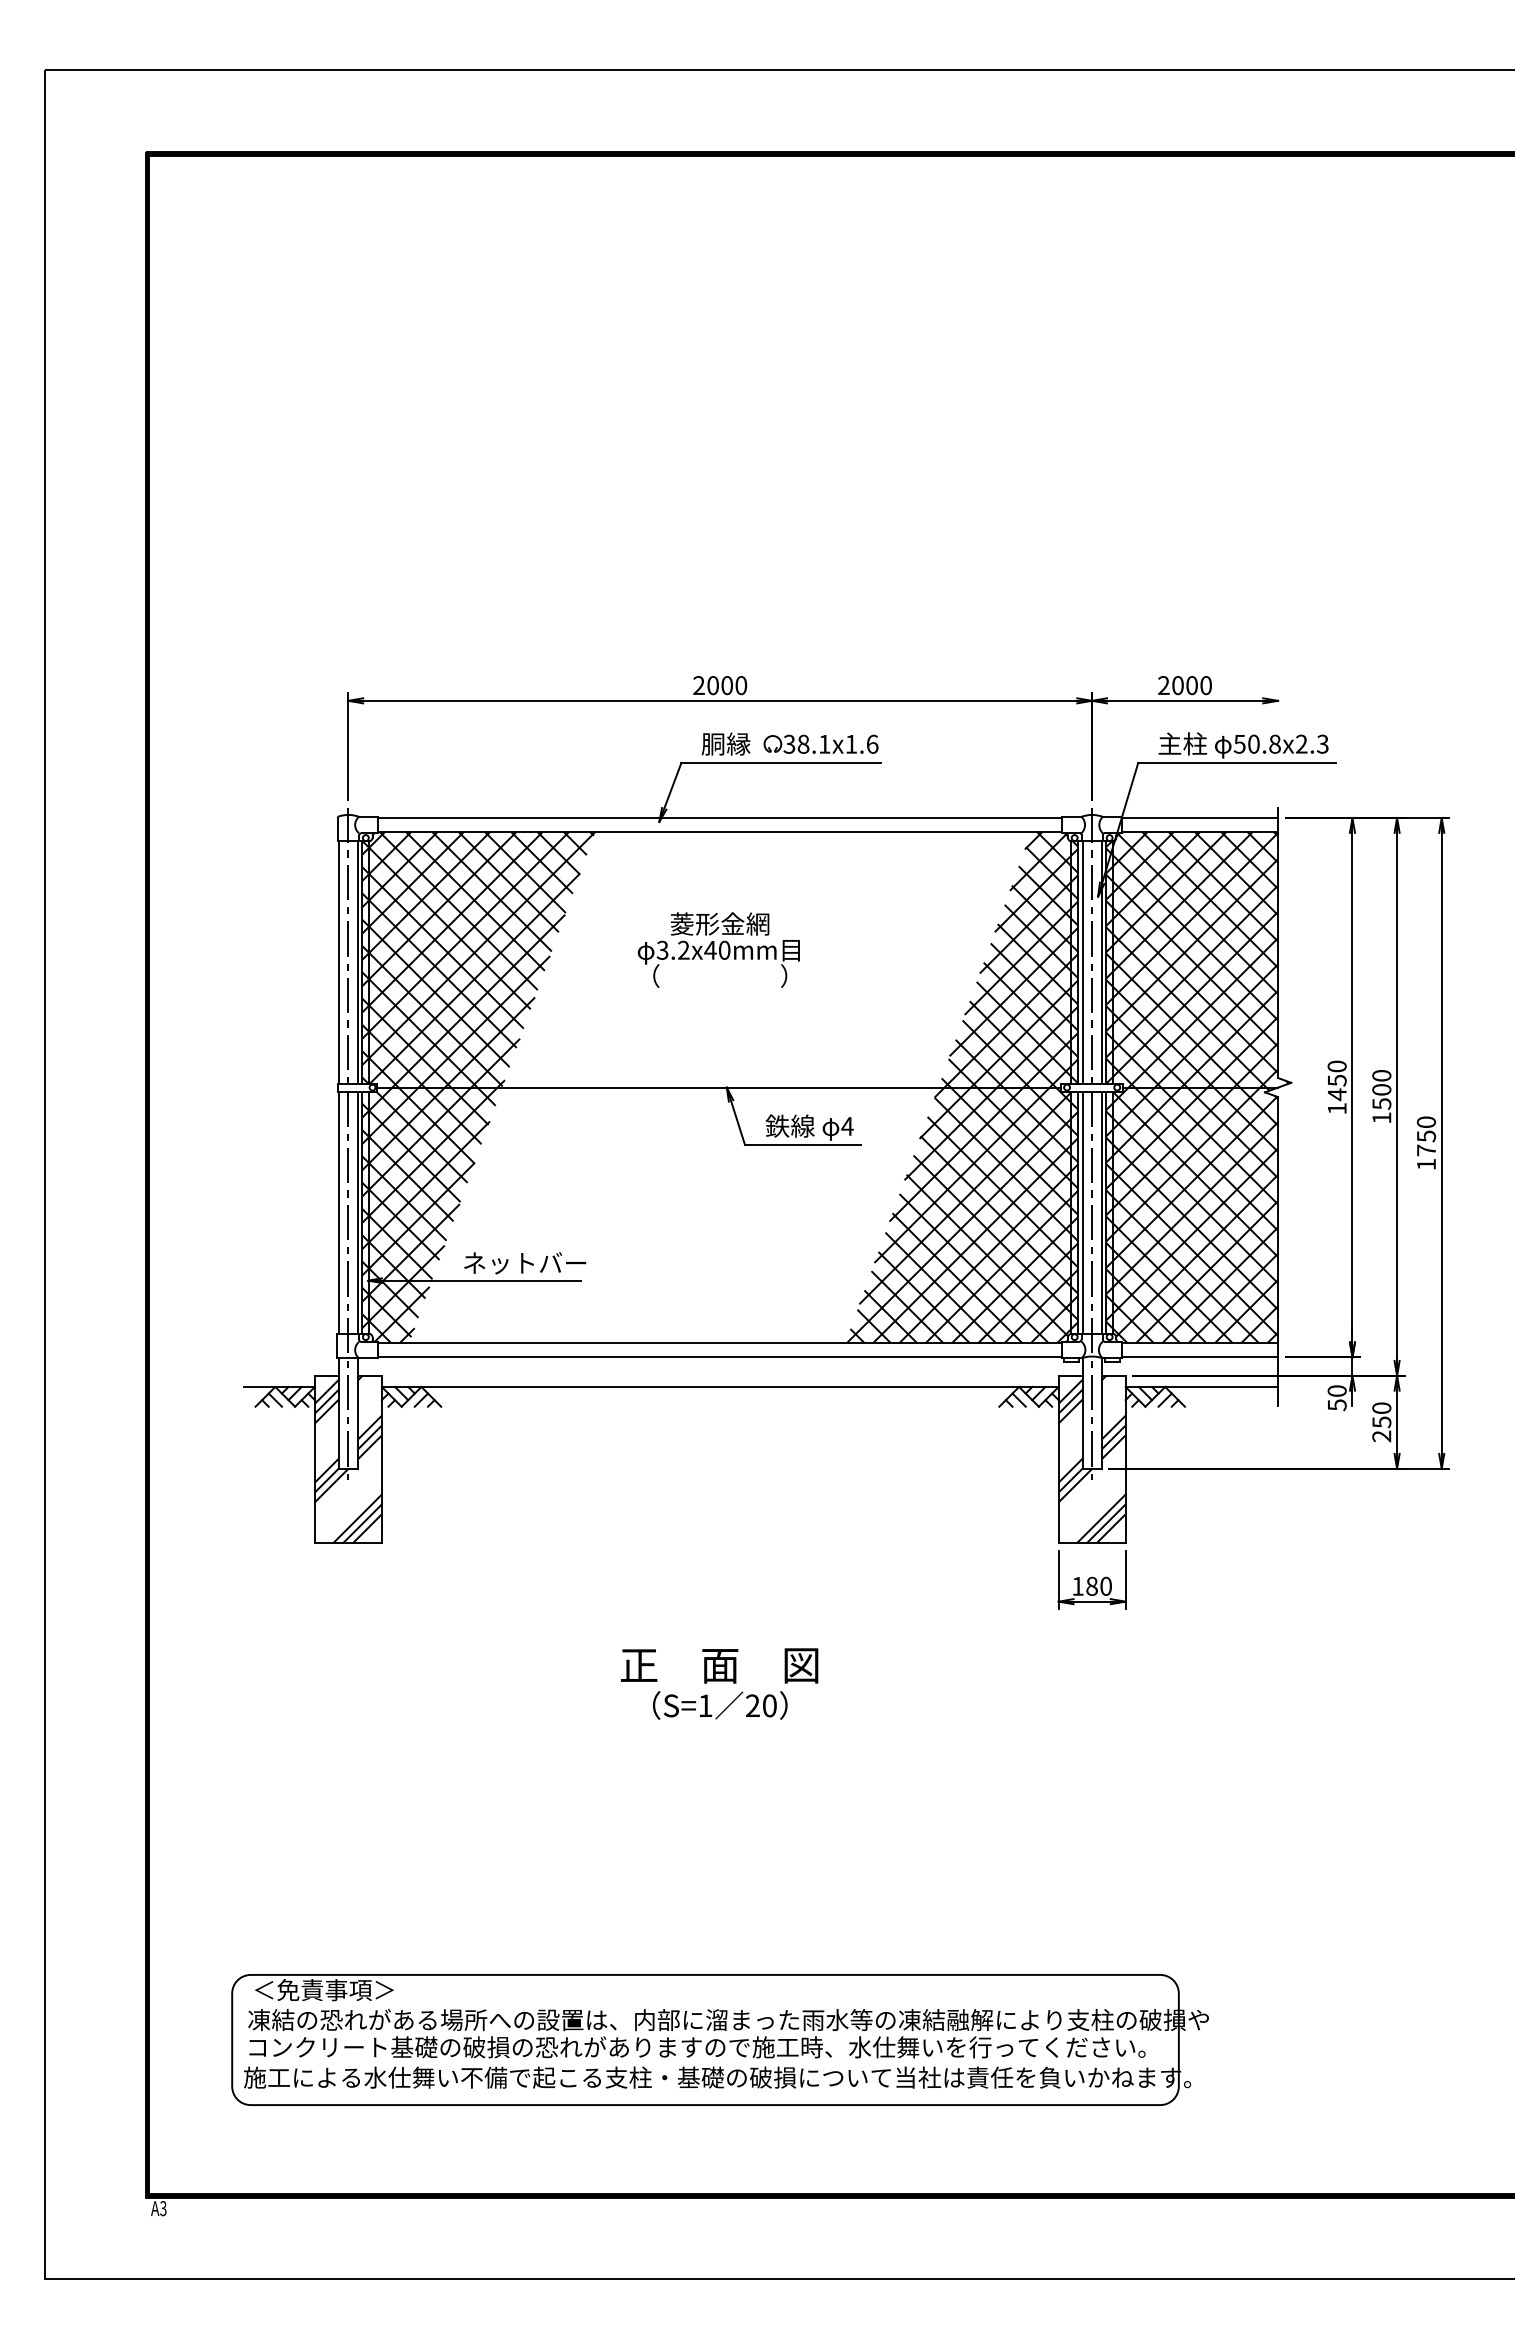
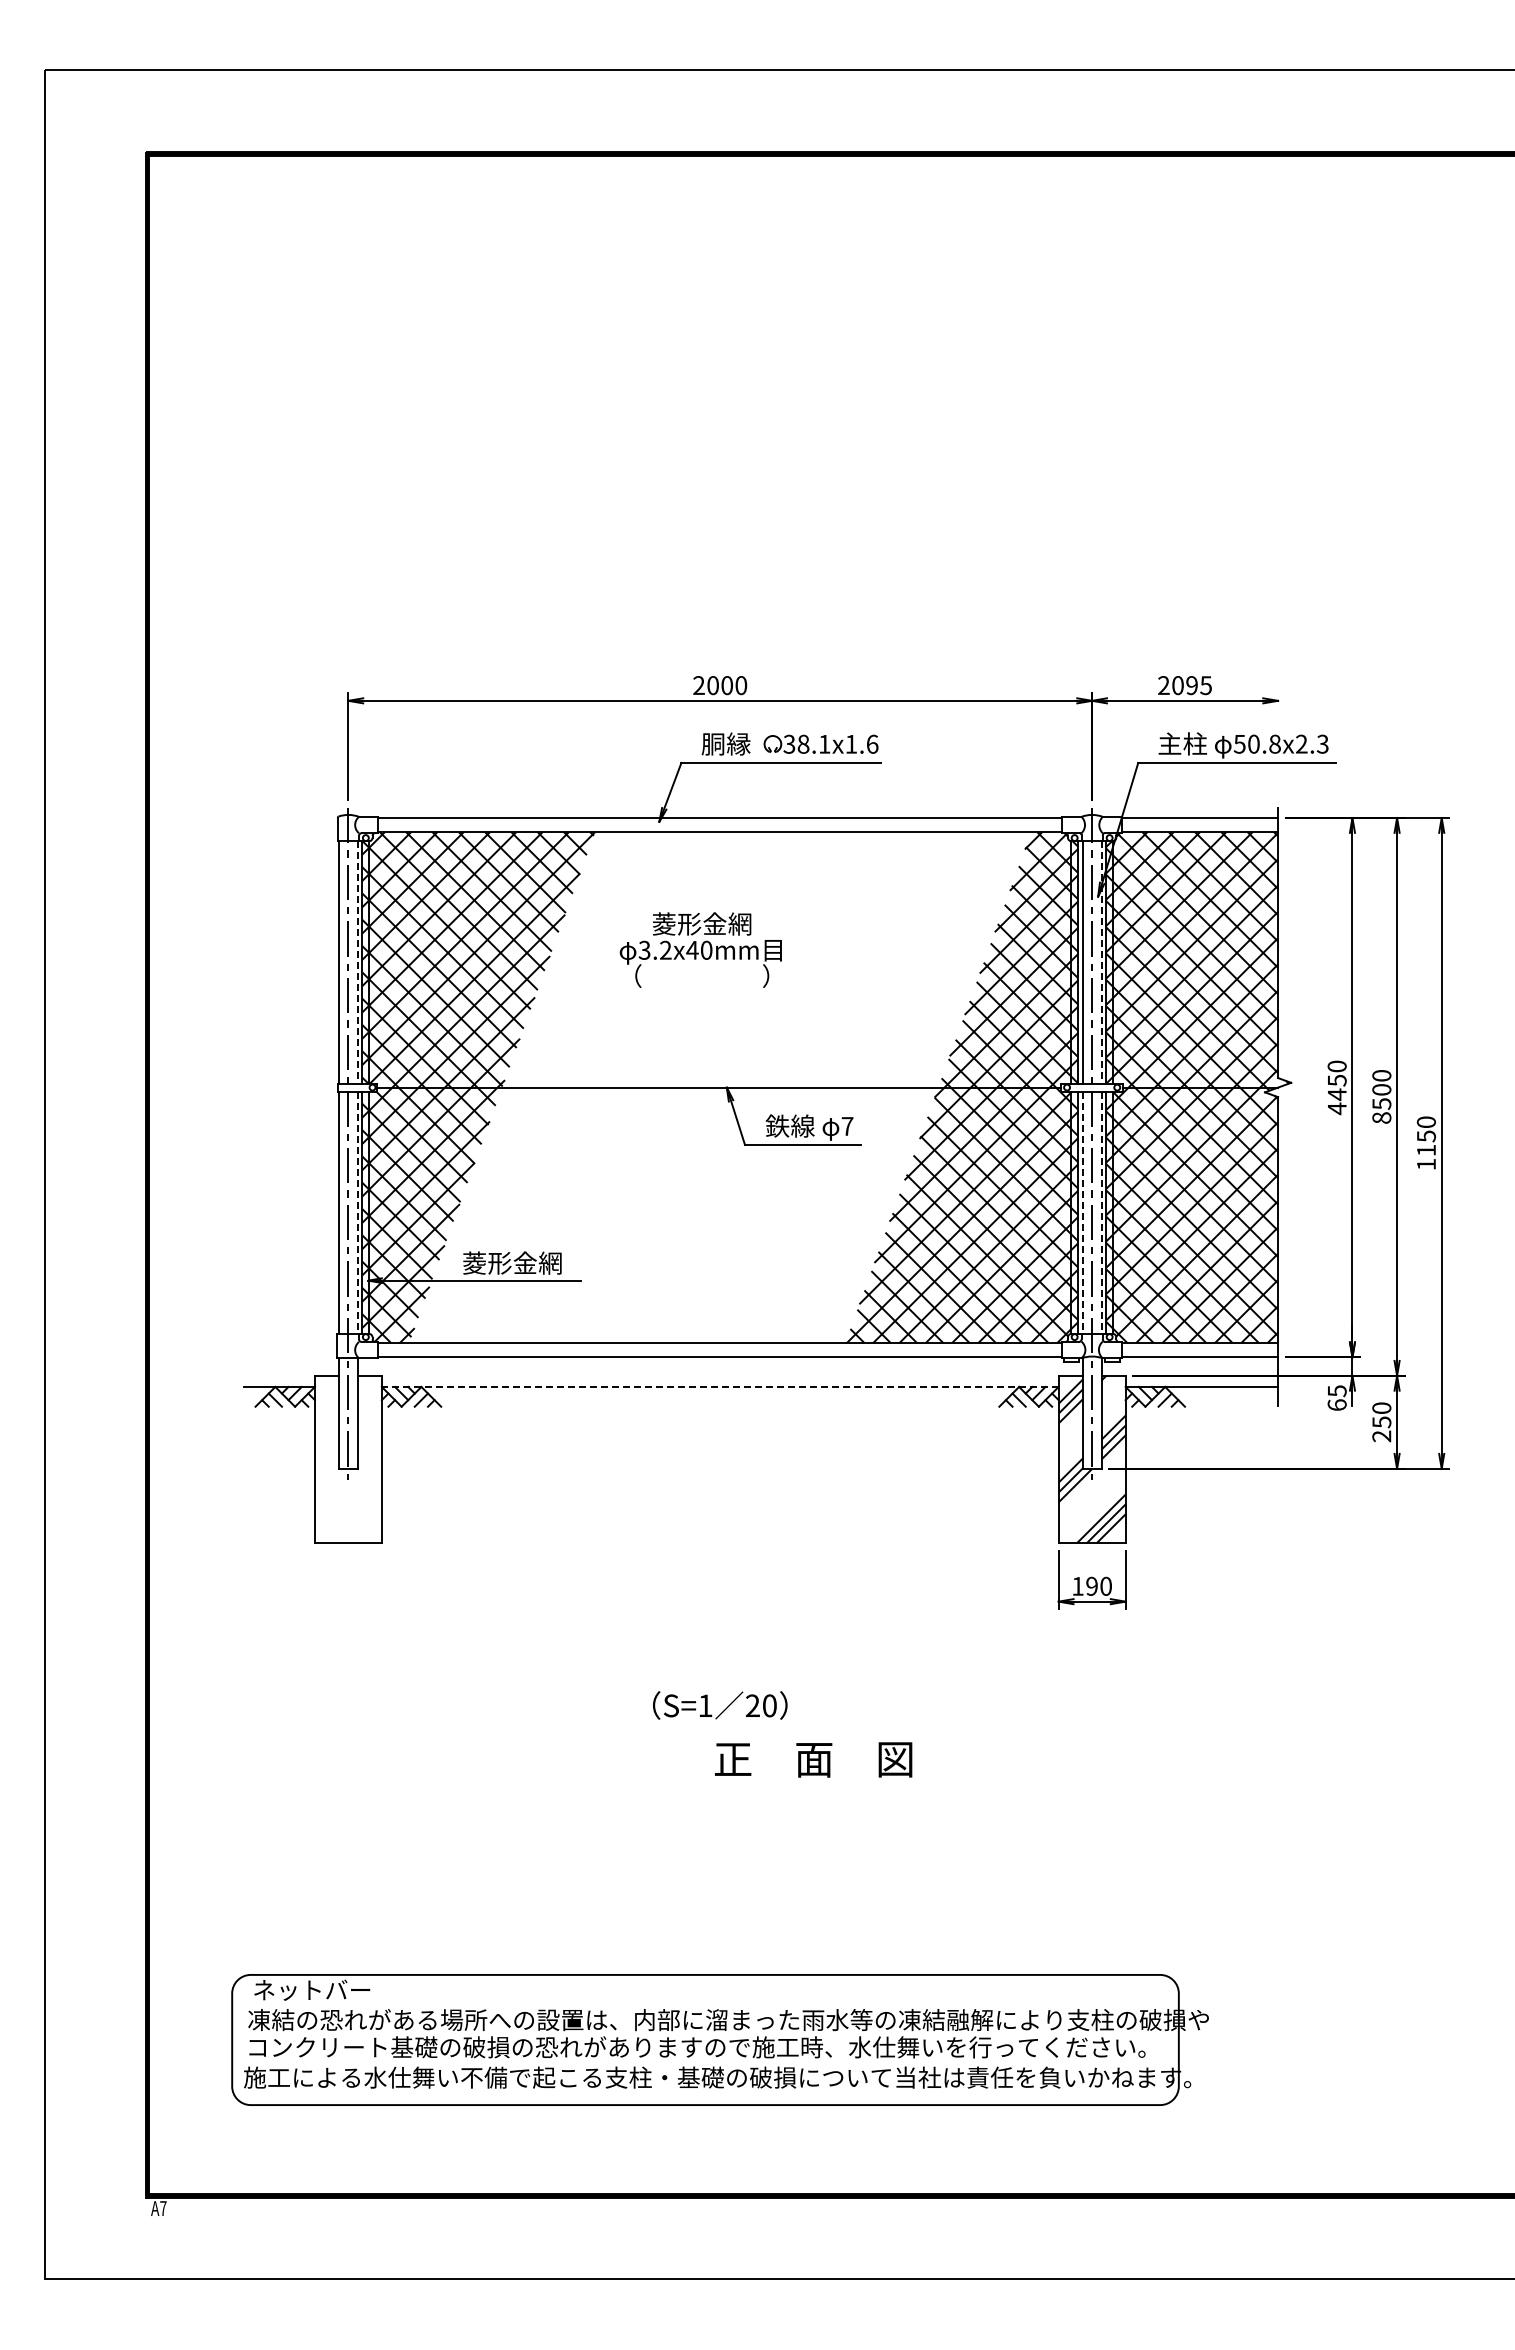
text: 2000 -> 2095 (1198, 685)
text position: (718, 949) -> (700, 949) (700, 949)
line: solid -> dashed (357, 963)
line: solid -> dashed (1101, 963)
text: 1450 -> 4450 (1337, 1108)
text: 1500 -> 8500 (1381, 1117)
text: 4 -> 7 (847, 1126)
text: 1750 -> 1150 (1426, 1150)
line: solid -> dashed (357, 1213)
line: solid -> dashed (1082, 1213)
line: solid -> dashed (1101, 1213)
text: ネットバー -> 菱形金網 (524, 1262)
line: solid -> dashed (719, 1386)
text: 50 -> 65 (1336, 1398)
hatch: present -> none (347, 1459)
text: 180 -> 190 (1091, 1585)
text position: (719, 1665) -> (813, 1759) (813, 1759)
text: ＜免責事項＞ -> ネットバー (323, 1990)
text: A3 -> A7 (163, 2208)
